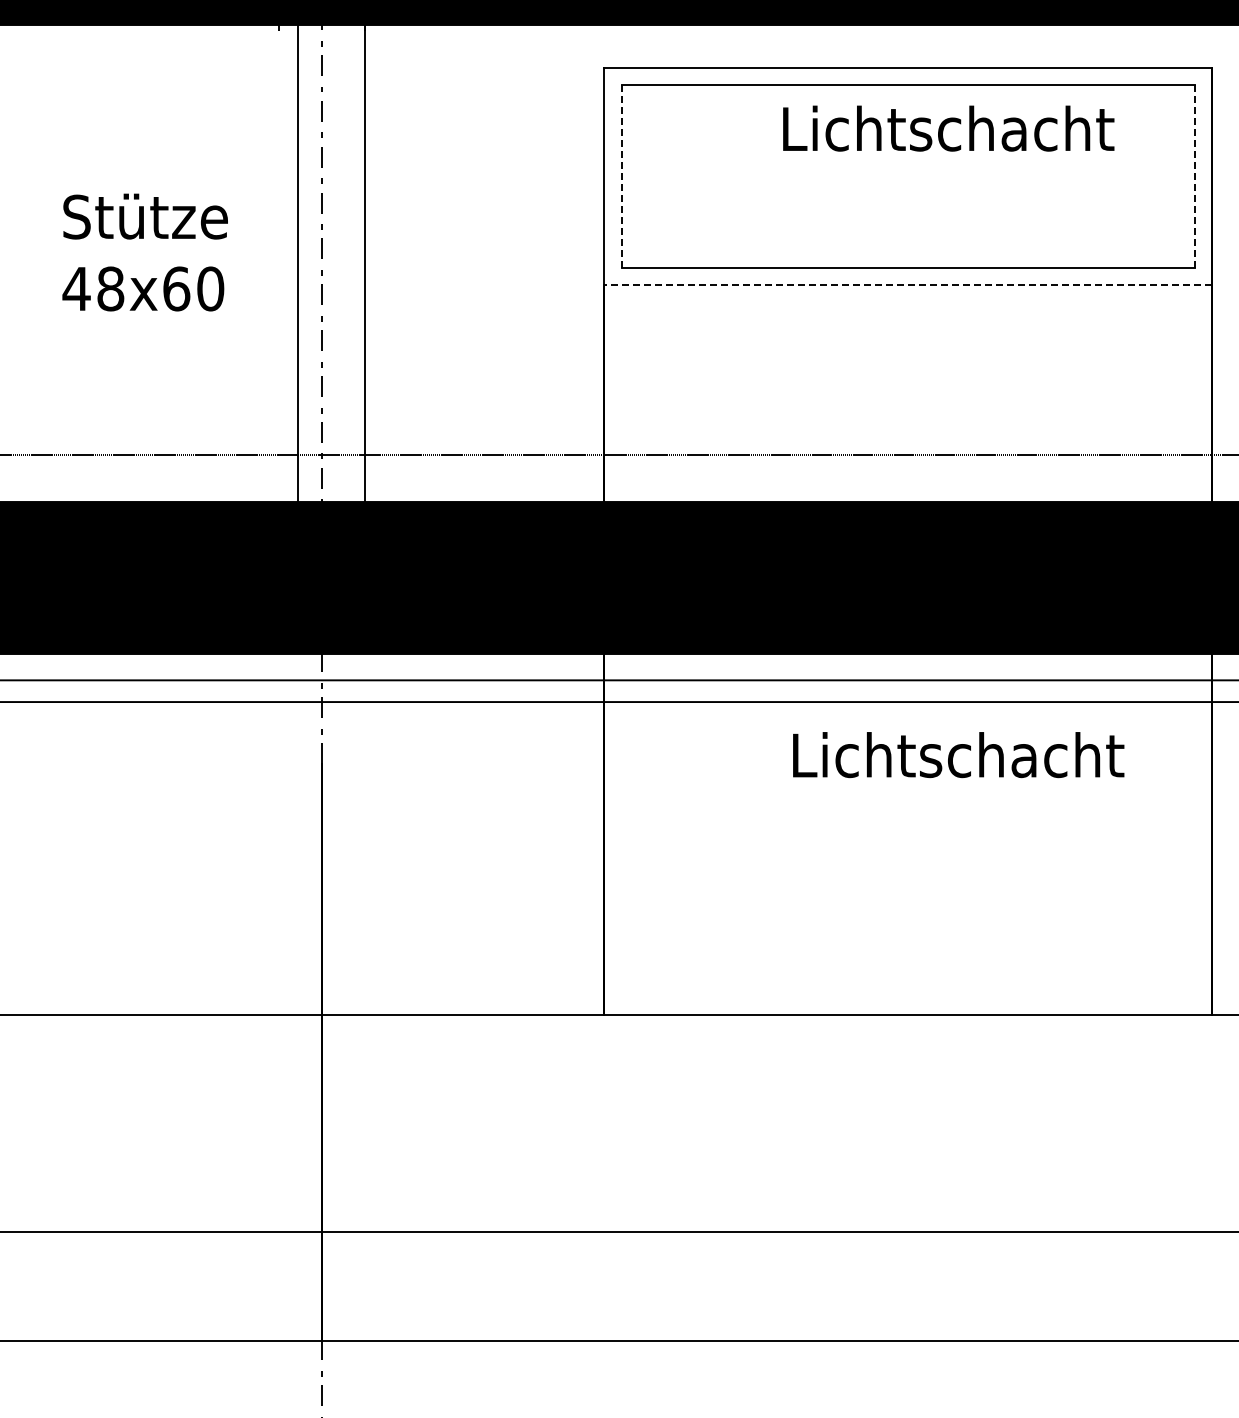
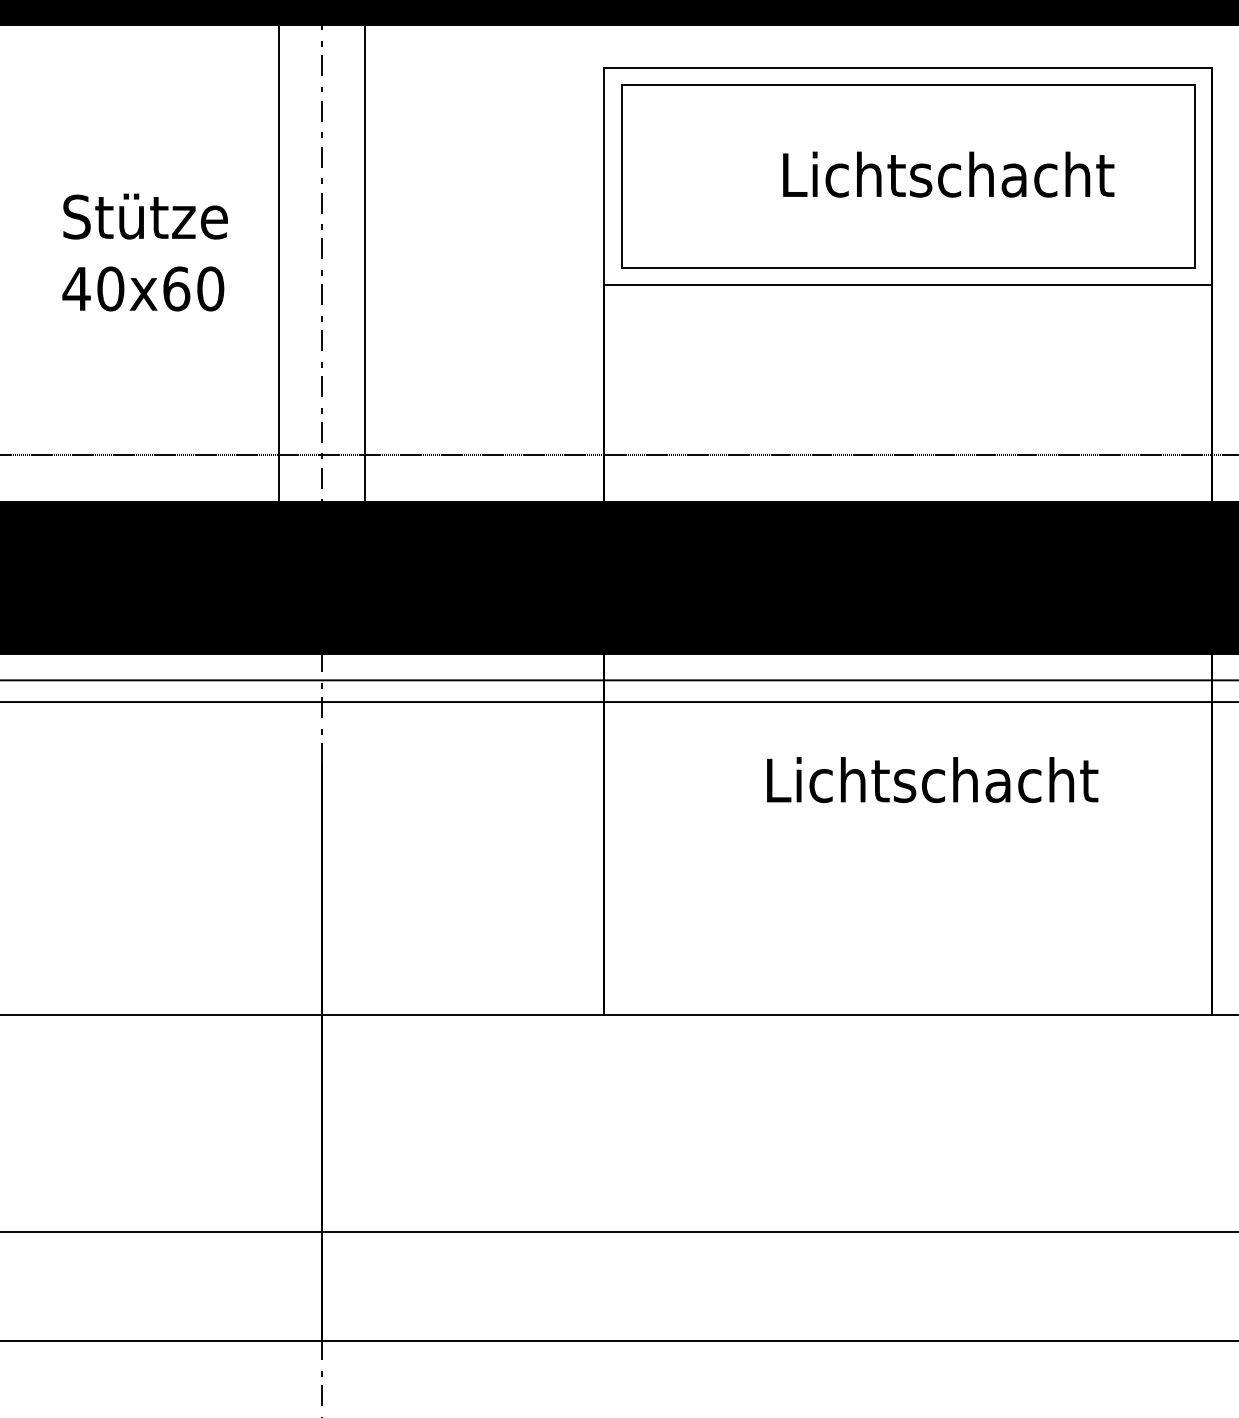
text position: (948, 128) -> (948, 174) (948, 174)
line: dashed -> solid (1195, 176)
line: dashed -> solid (621, 177)
line position: (297, 263) -> (278, 263) (278, 263)
line: dashed -> solid (907, 285)
text: 48x60 -> 40x60 (110, 288)
text position: (958, 755) -> (932, 780) (932, 780)
